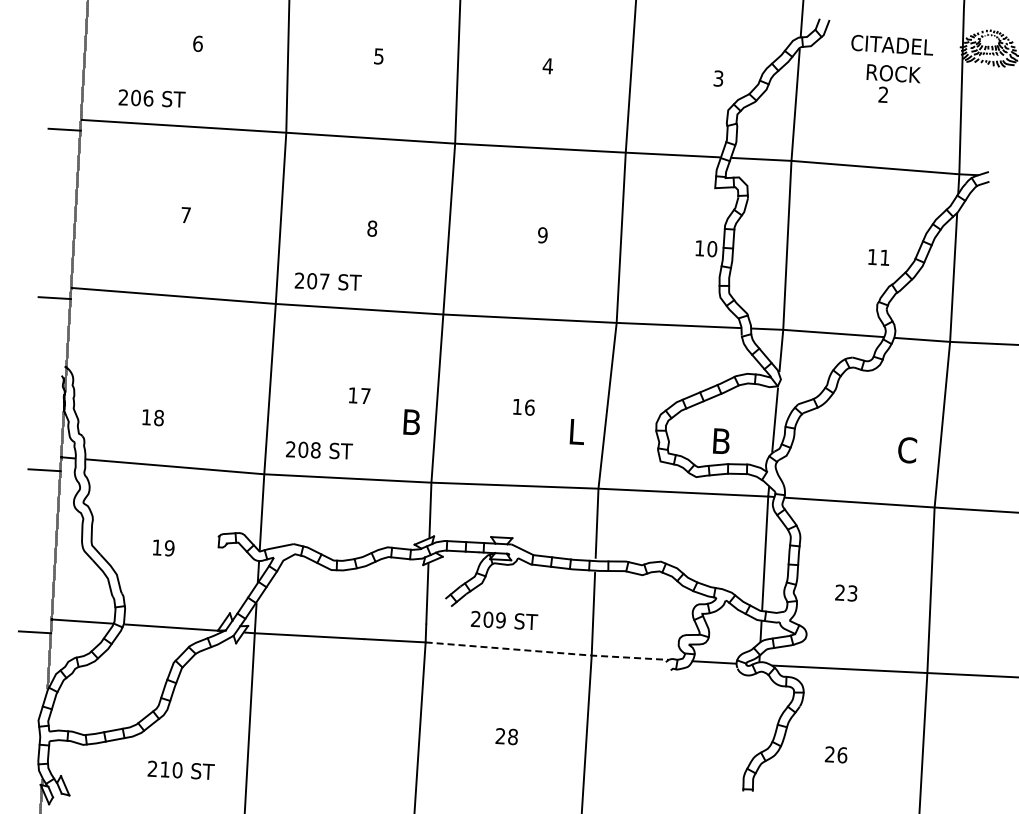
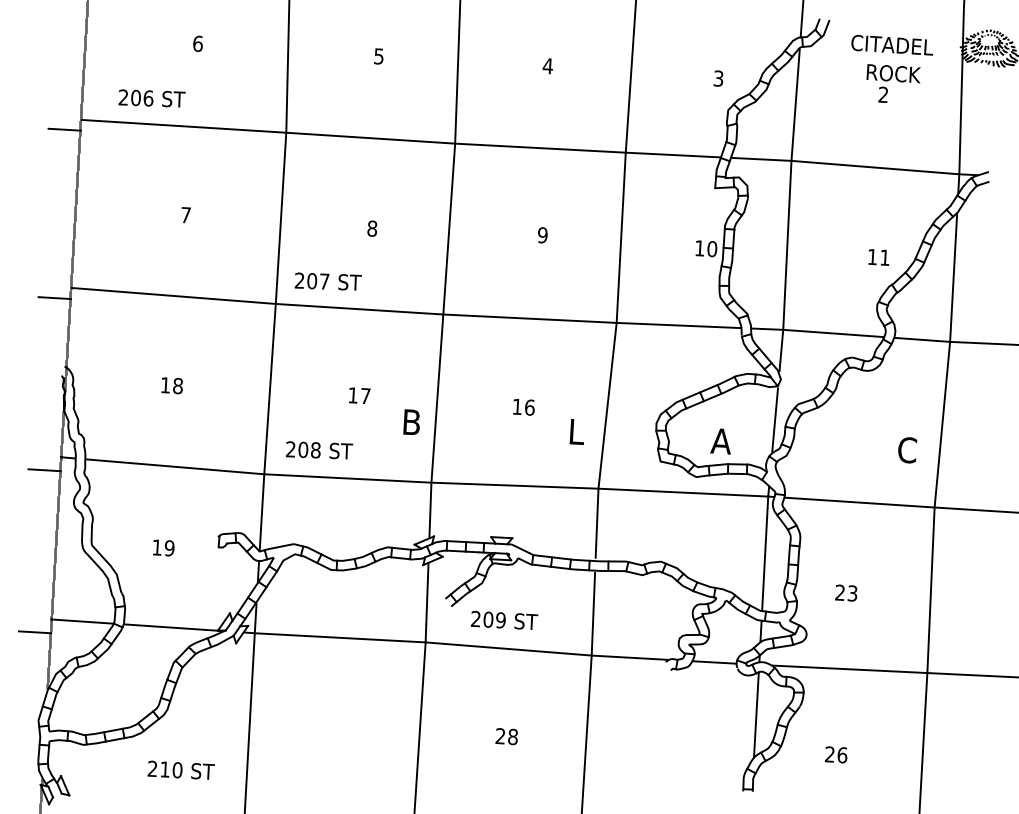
text position: (152, 417) -> (171, 385) (171, 385)
text: B -> A (720, 441)
line: dashed -> solid (547, 652)
line: none -> present (755, 714)
